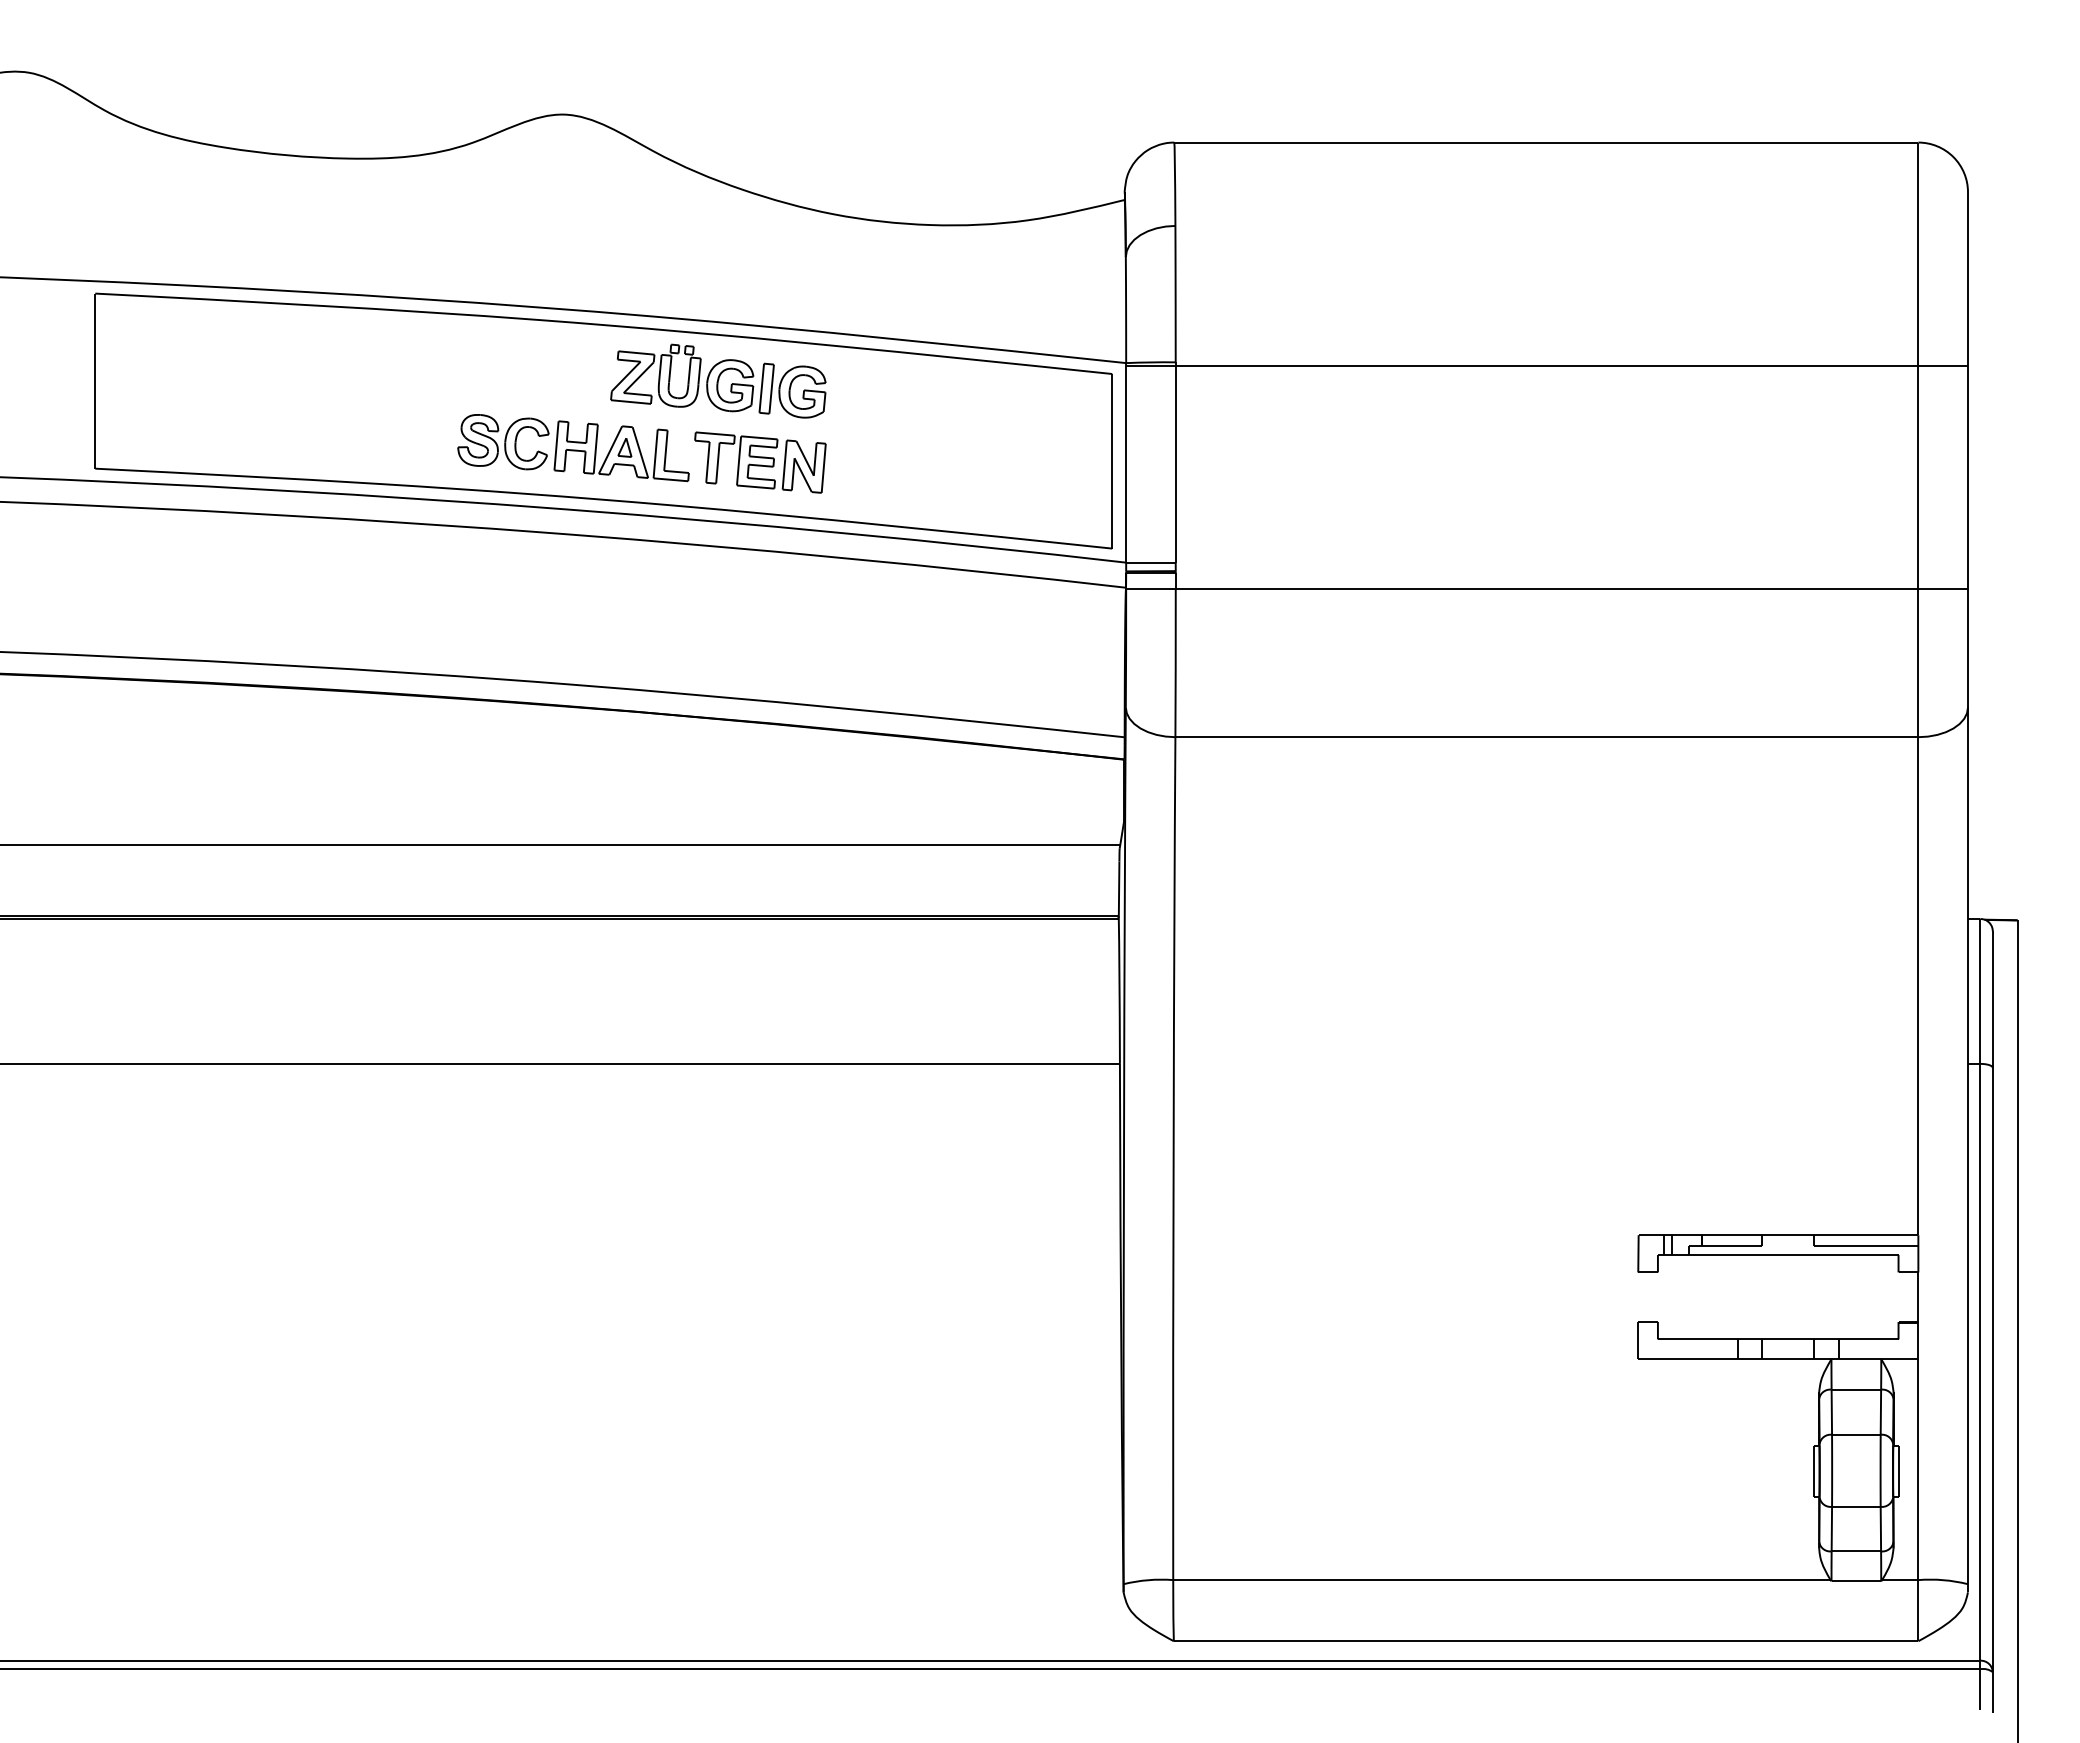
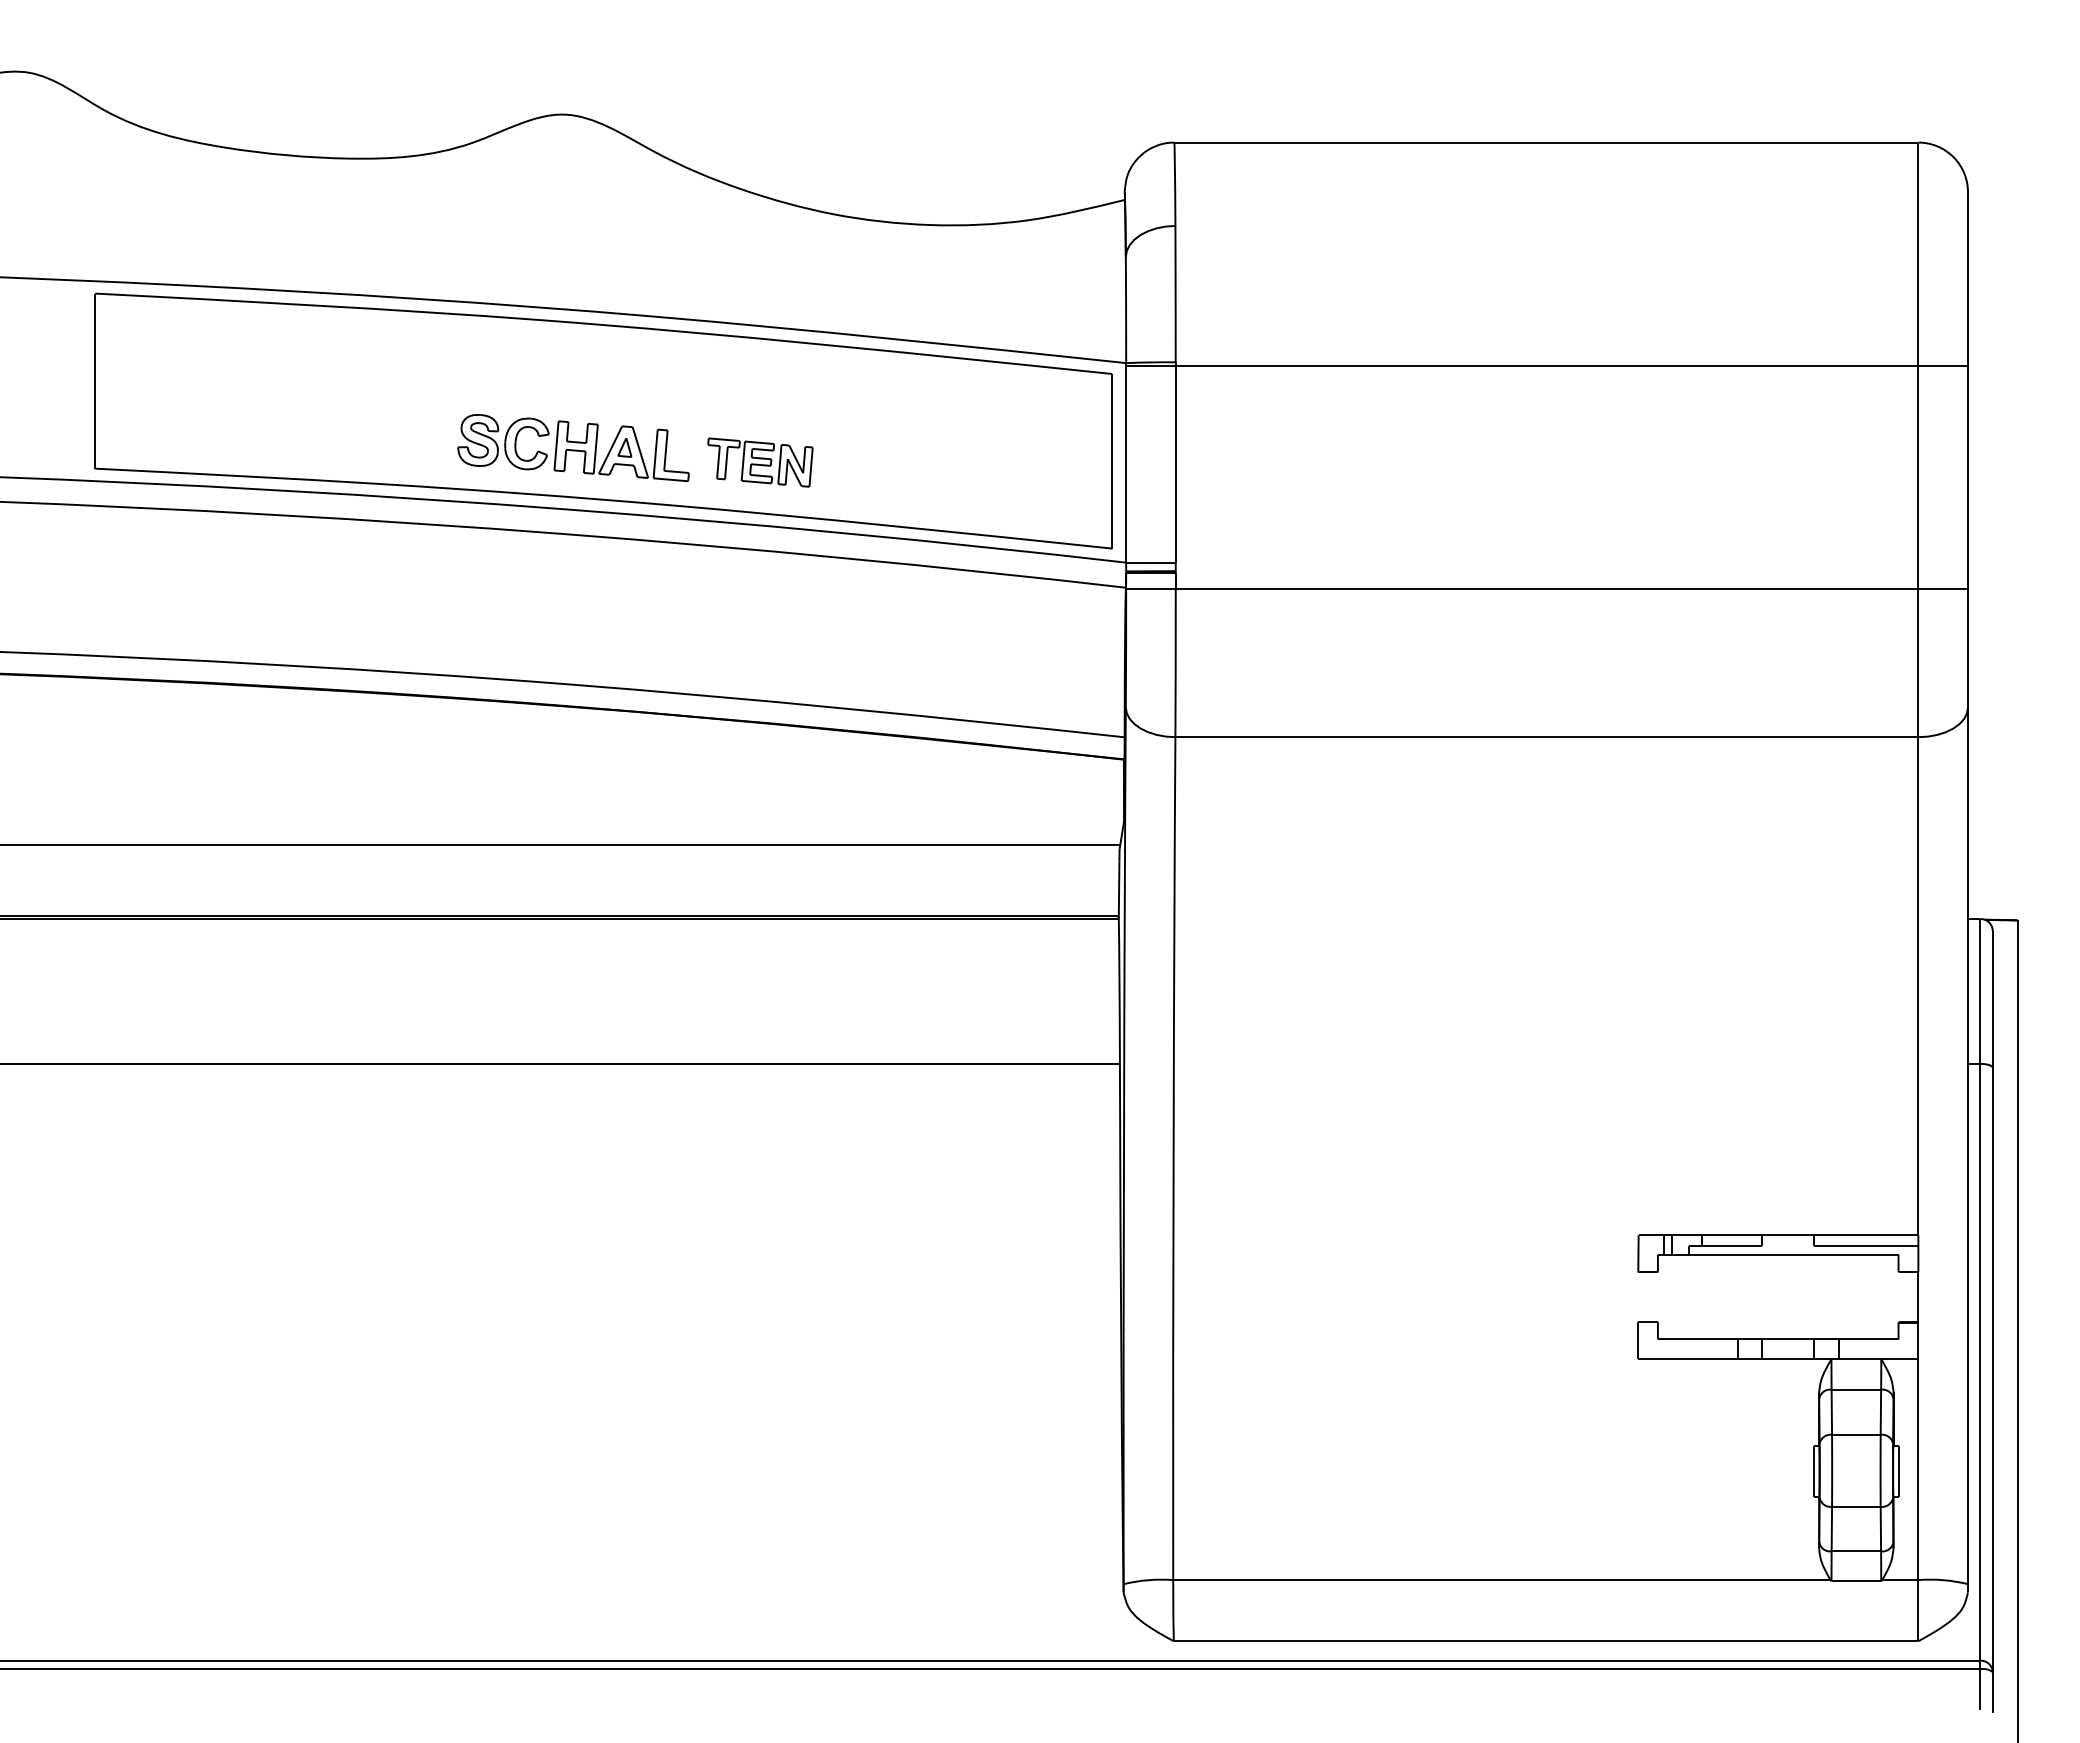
part: present -> none (718, 380)
part size: 133x63 px -> 107x51 px (760, 462)
